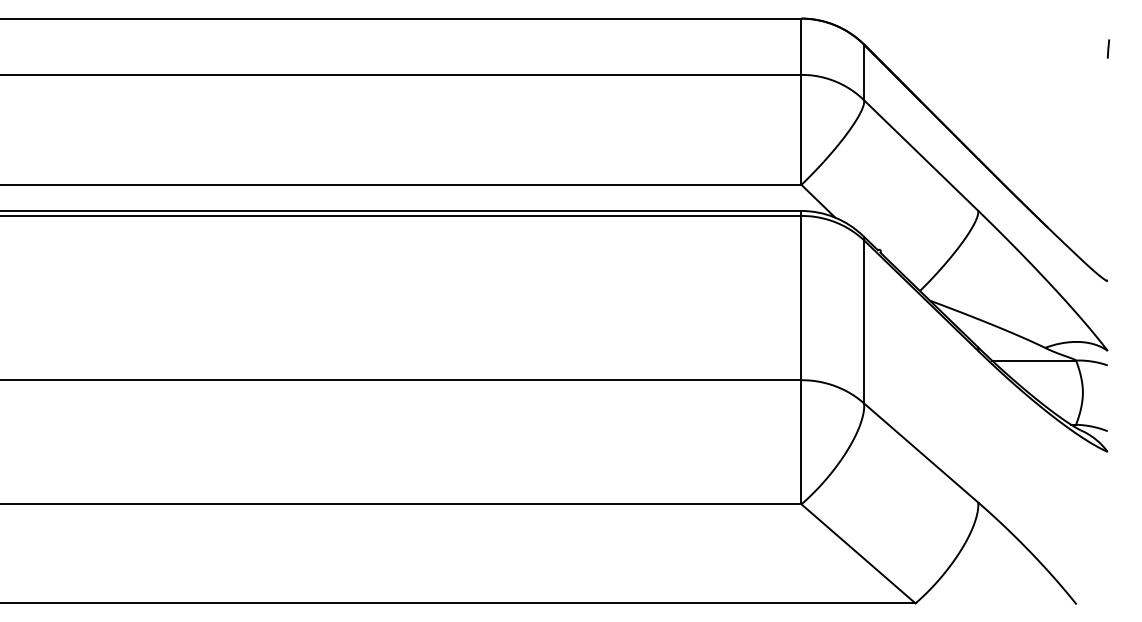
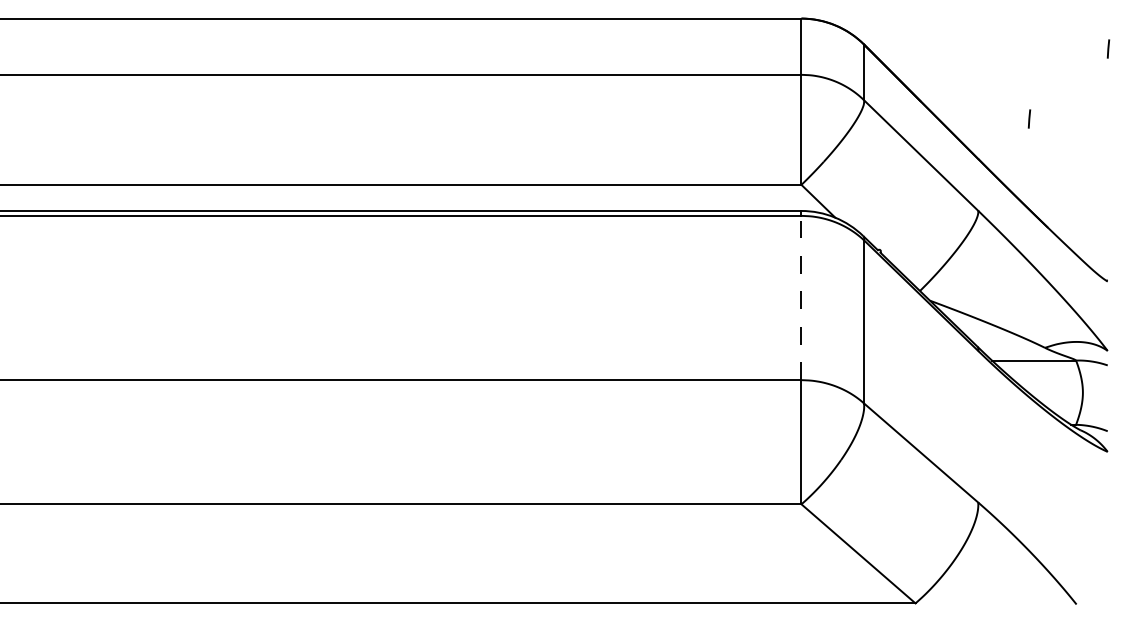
line: none -> present (1029, 118)
line: solid -> dashed (801, 297)
